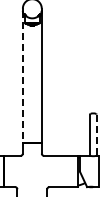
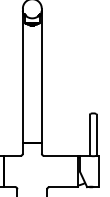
line: dashed -> solid (22, 76)
line: dashed -> solid (96, 135)
